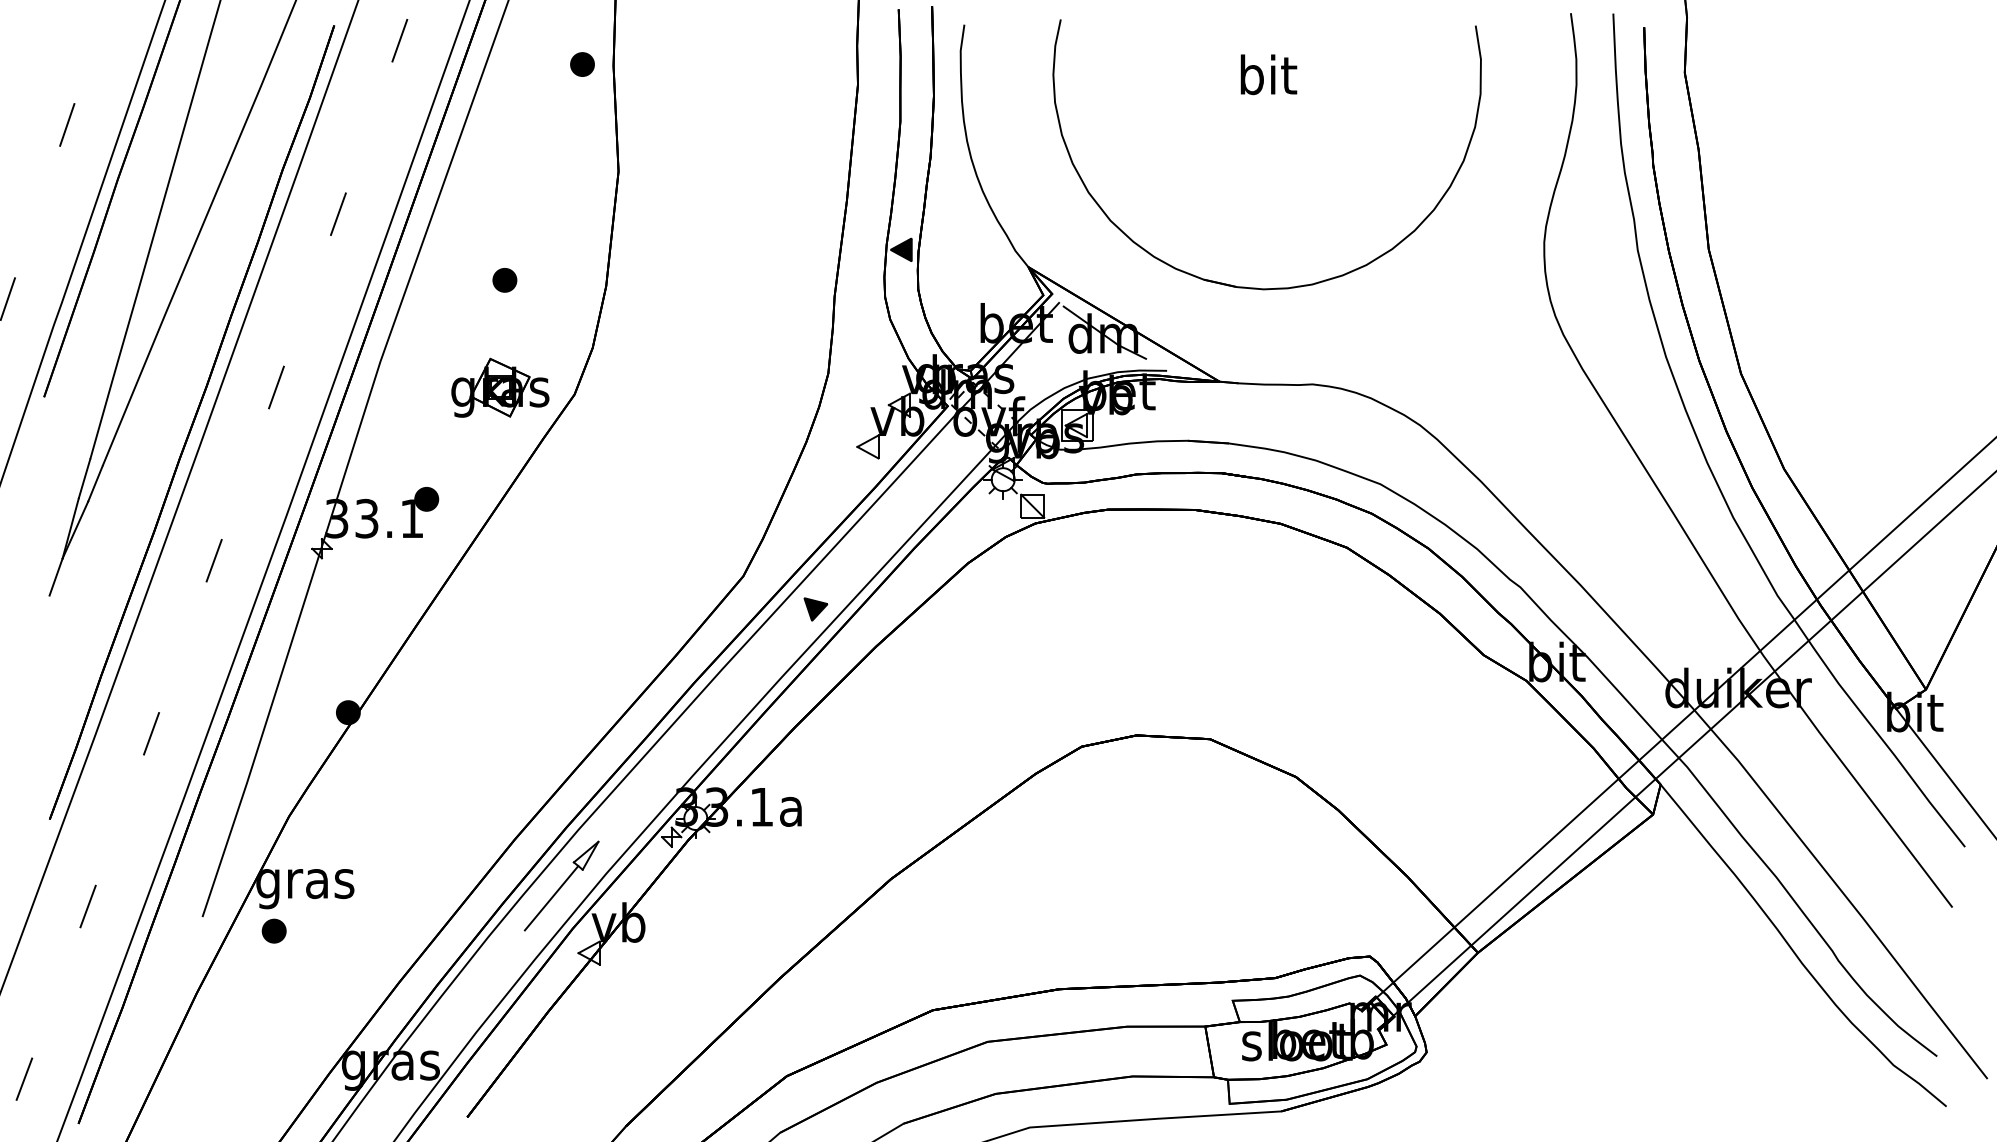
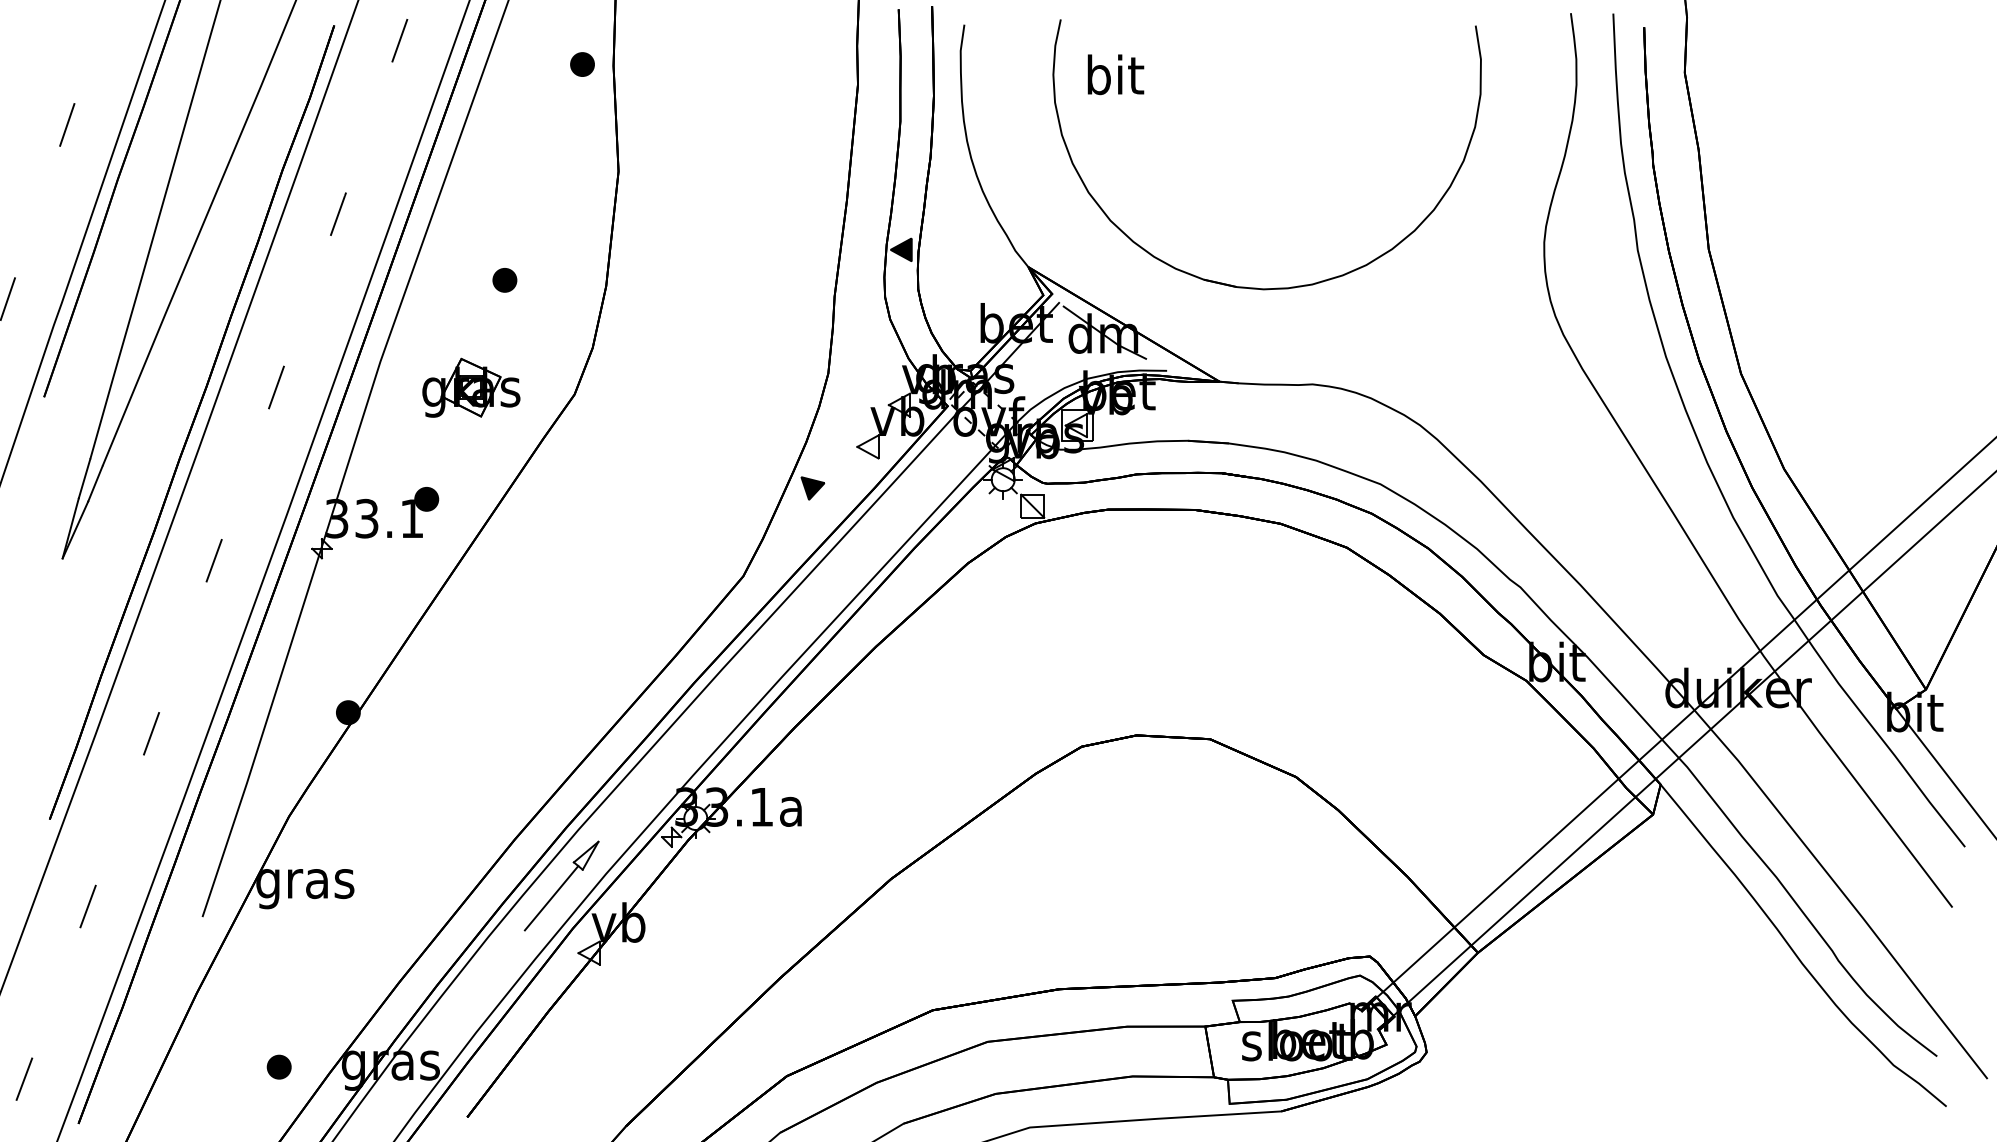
text position: (1268, 74) -> (1115, 74) (1115, 74)
part position: (500, 387) -> (471, 387) (471, 387)
line: present -> none (55, 576)
part position: (815, 609) -> (812, 488) (812, 488)
part position: (273, 930) -> (278, 1066) (278, 1066)
